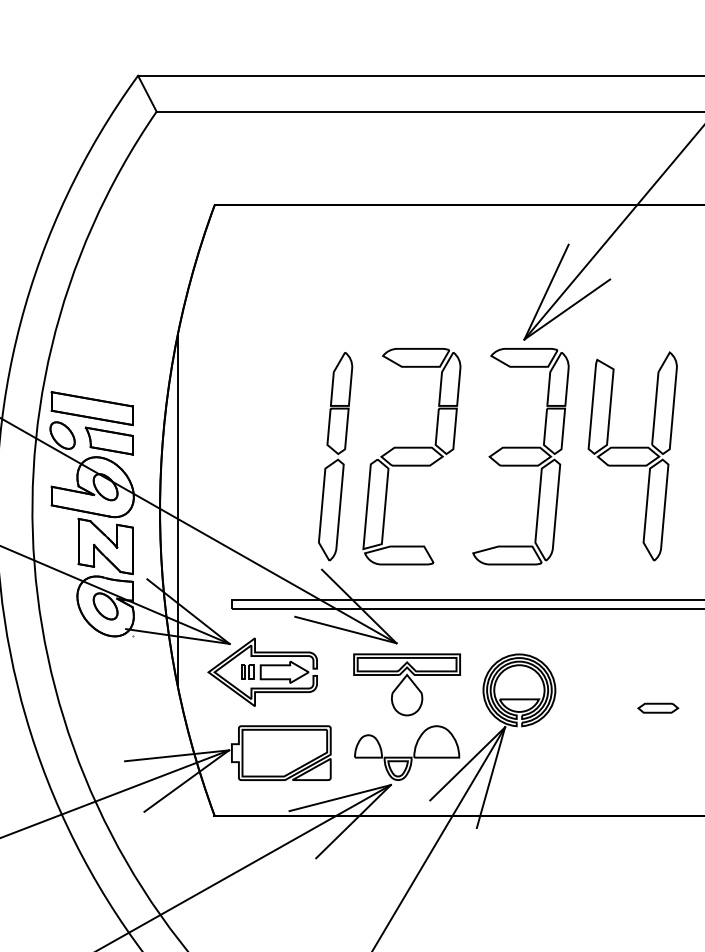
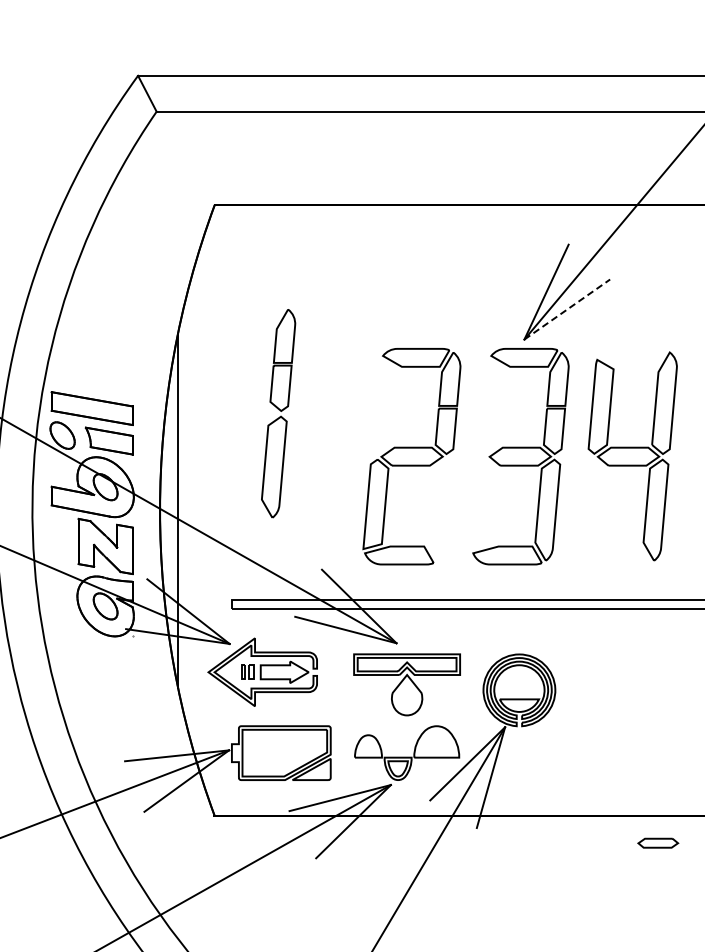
line: solid -> dashed (567, 309)
part position: (335, 456) -> (278, 413) (278, 413)
part position: (658, 707) -> (658, 842) (658, 842)
